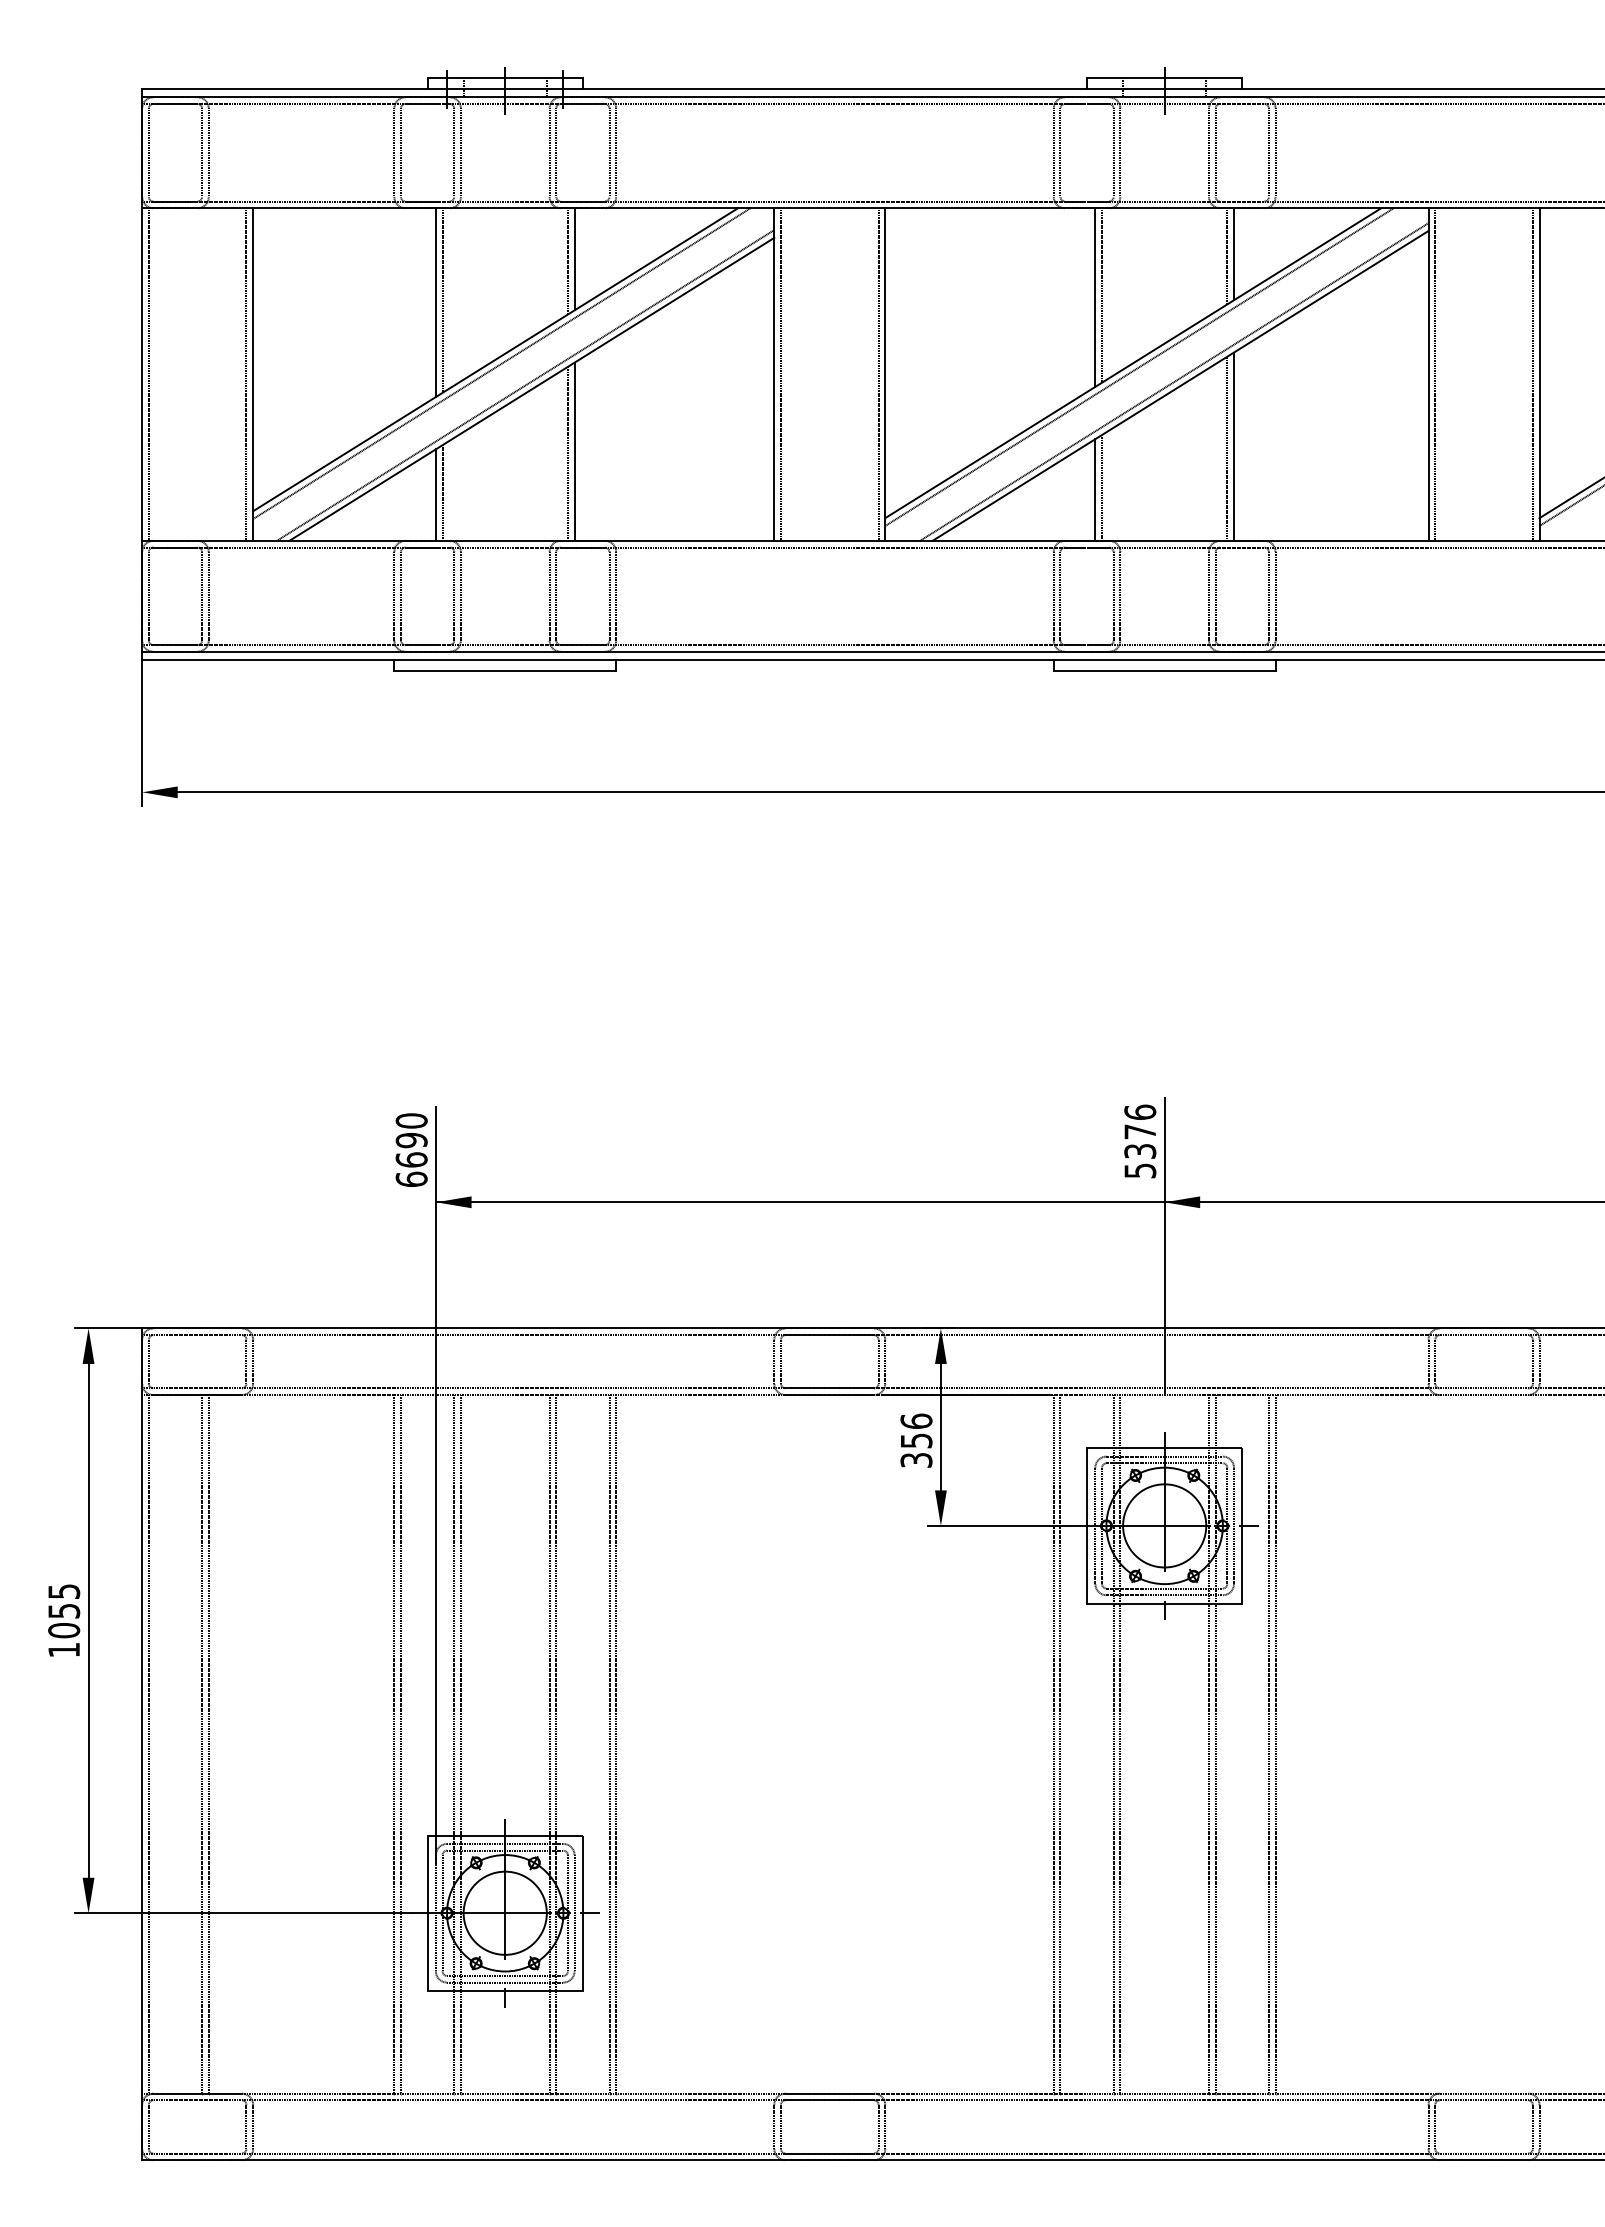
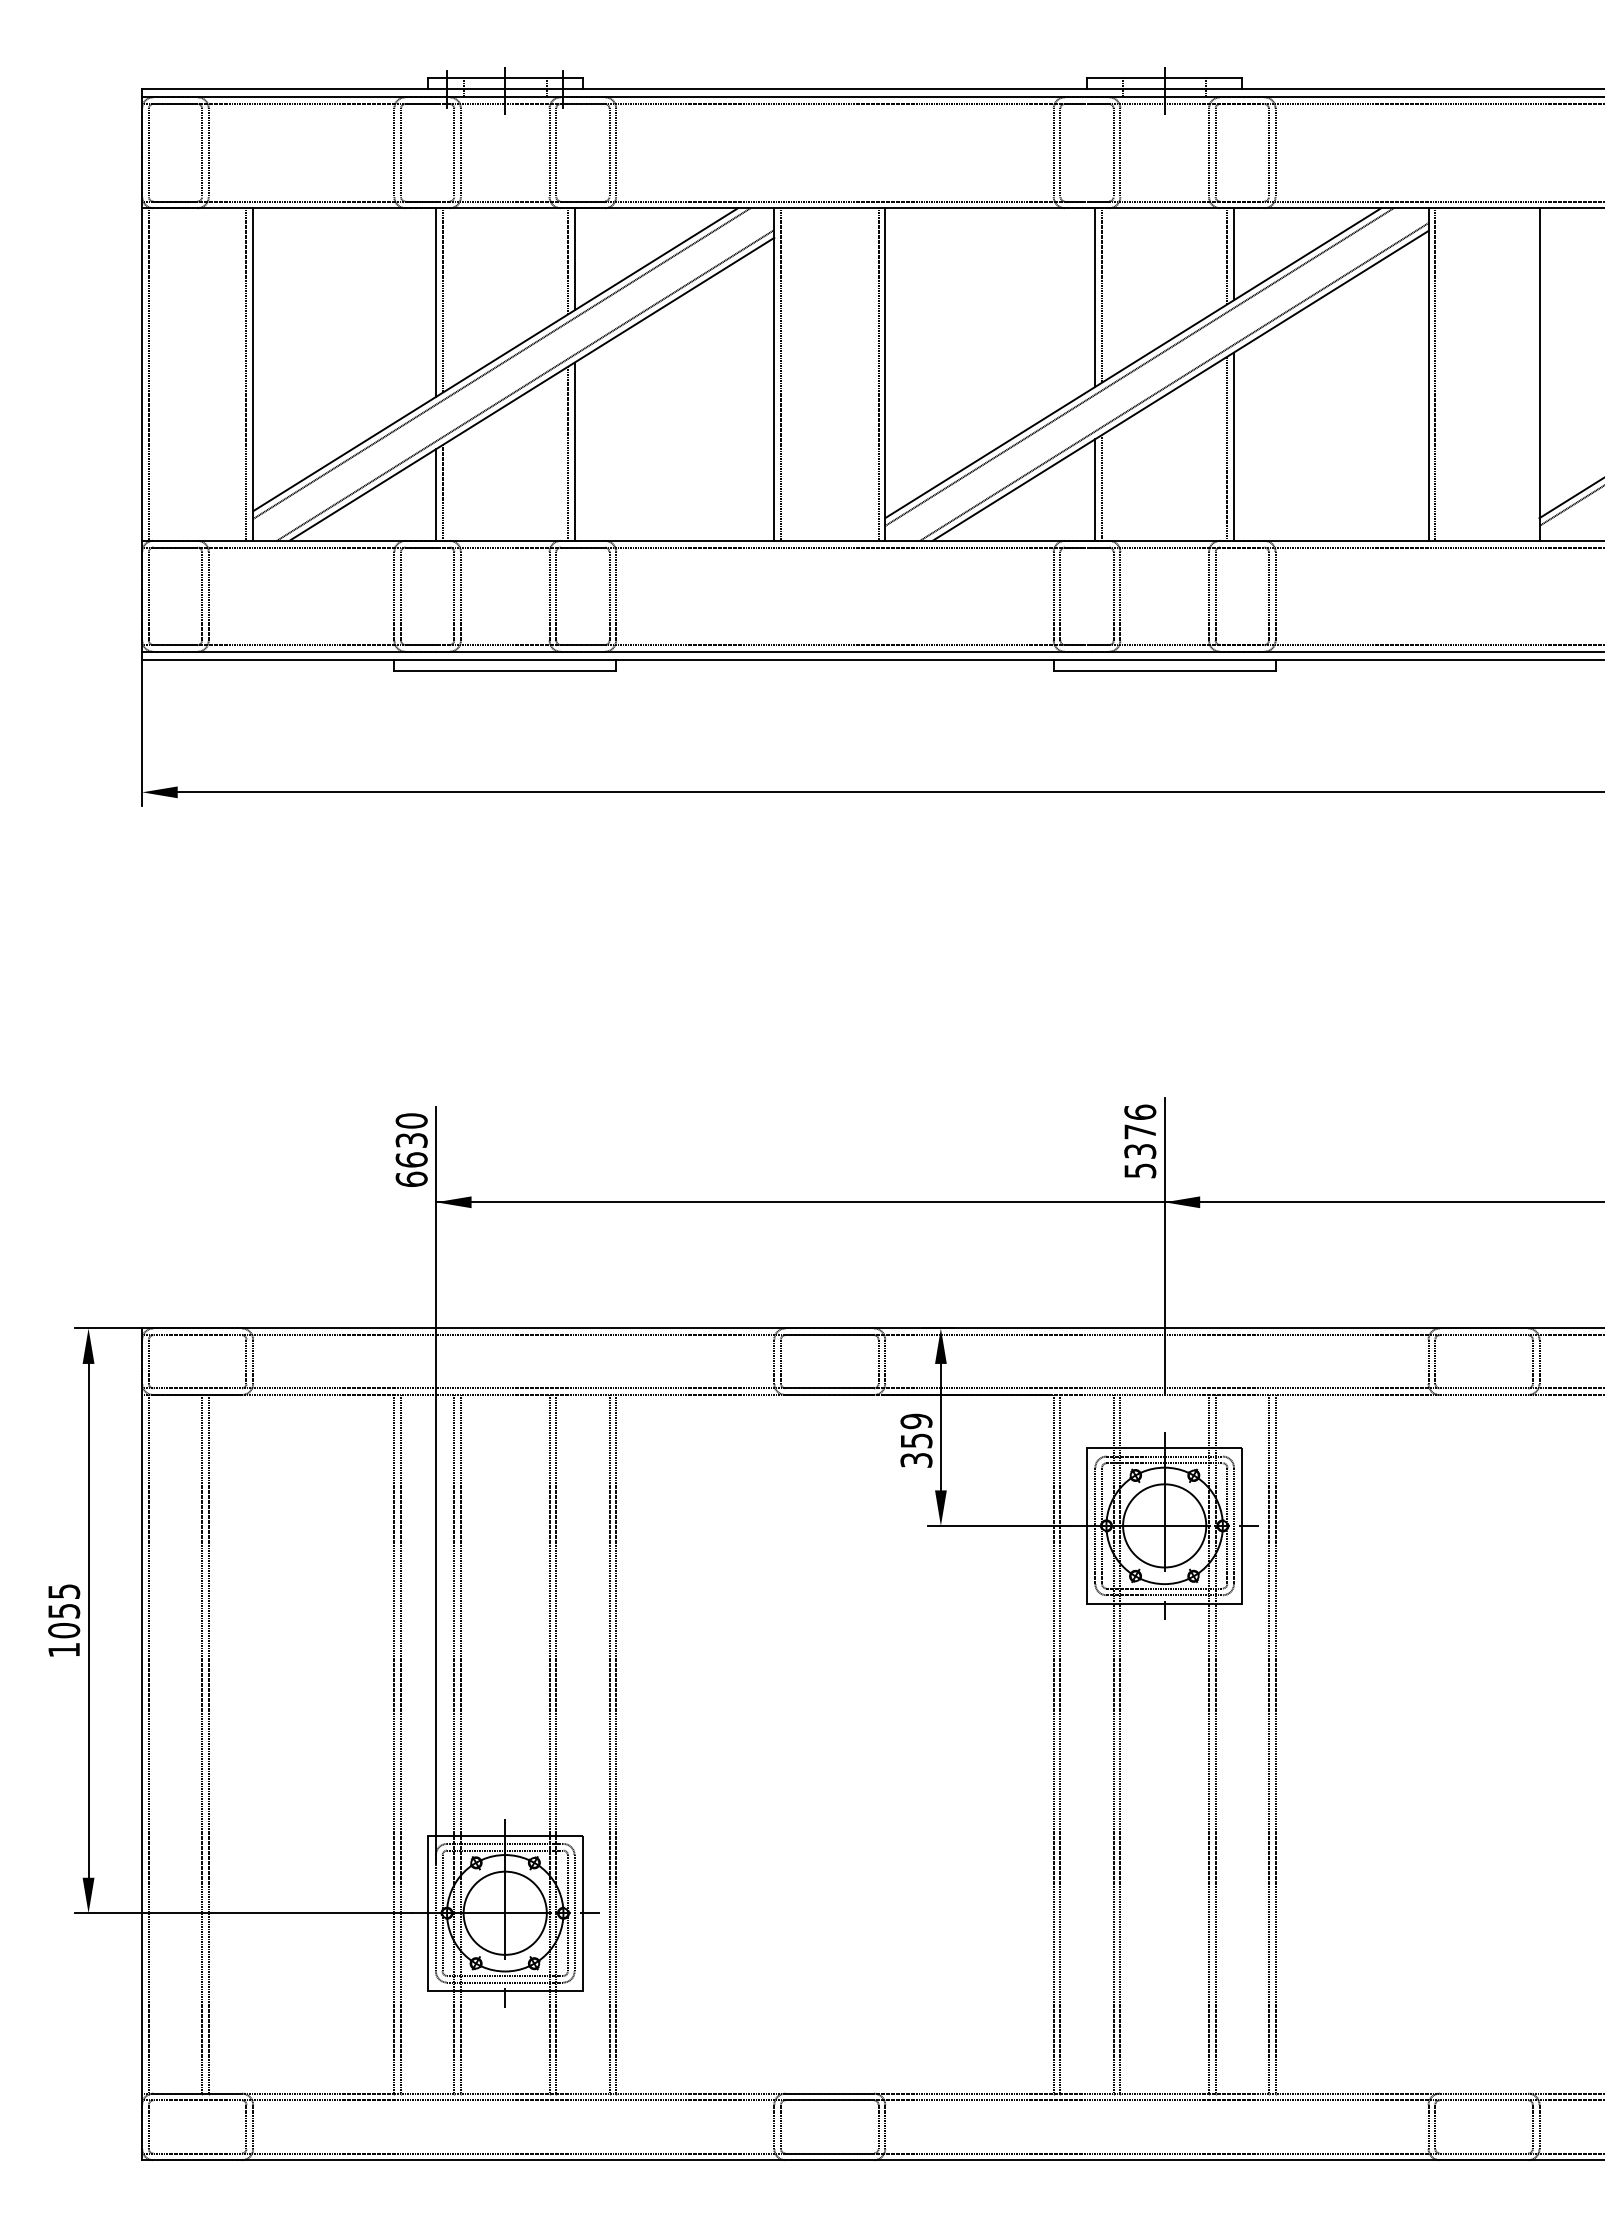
line: present -> none (1532, 374)
text: 6690 -> 6630 (411, 1140)
text: 356 -> 359 (916, 1421)
